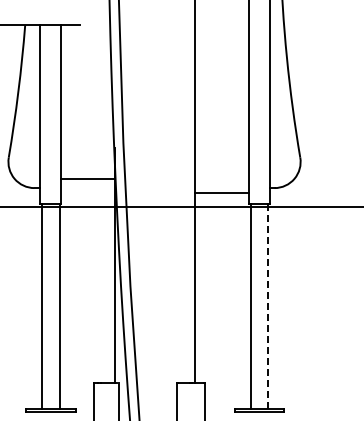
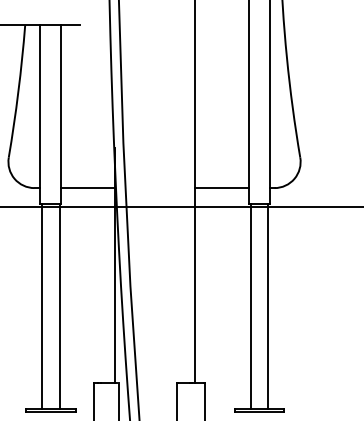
line position: (88, 179) -> (88, 188) (88, 188)
line position: (222, 193) -> (222, 188) (222, 188)
line: dashed -> solid (268, 306)
